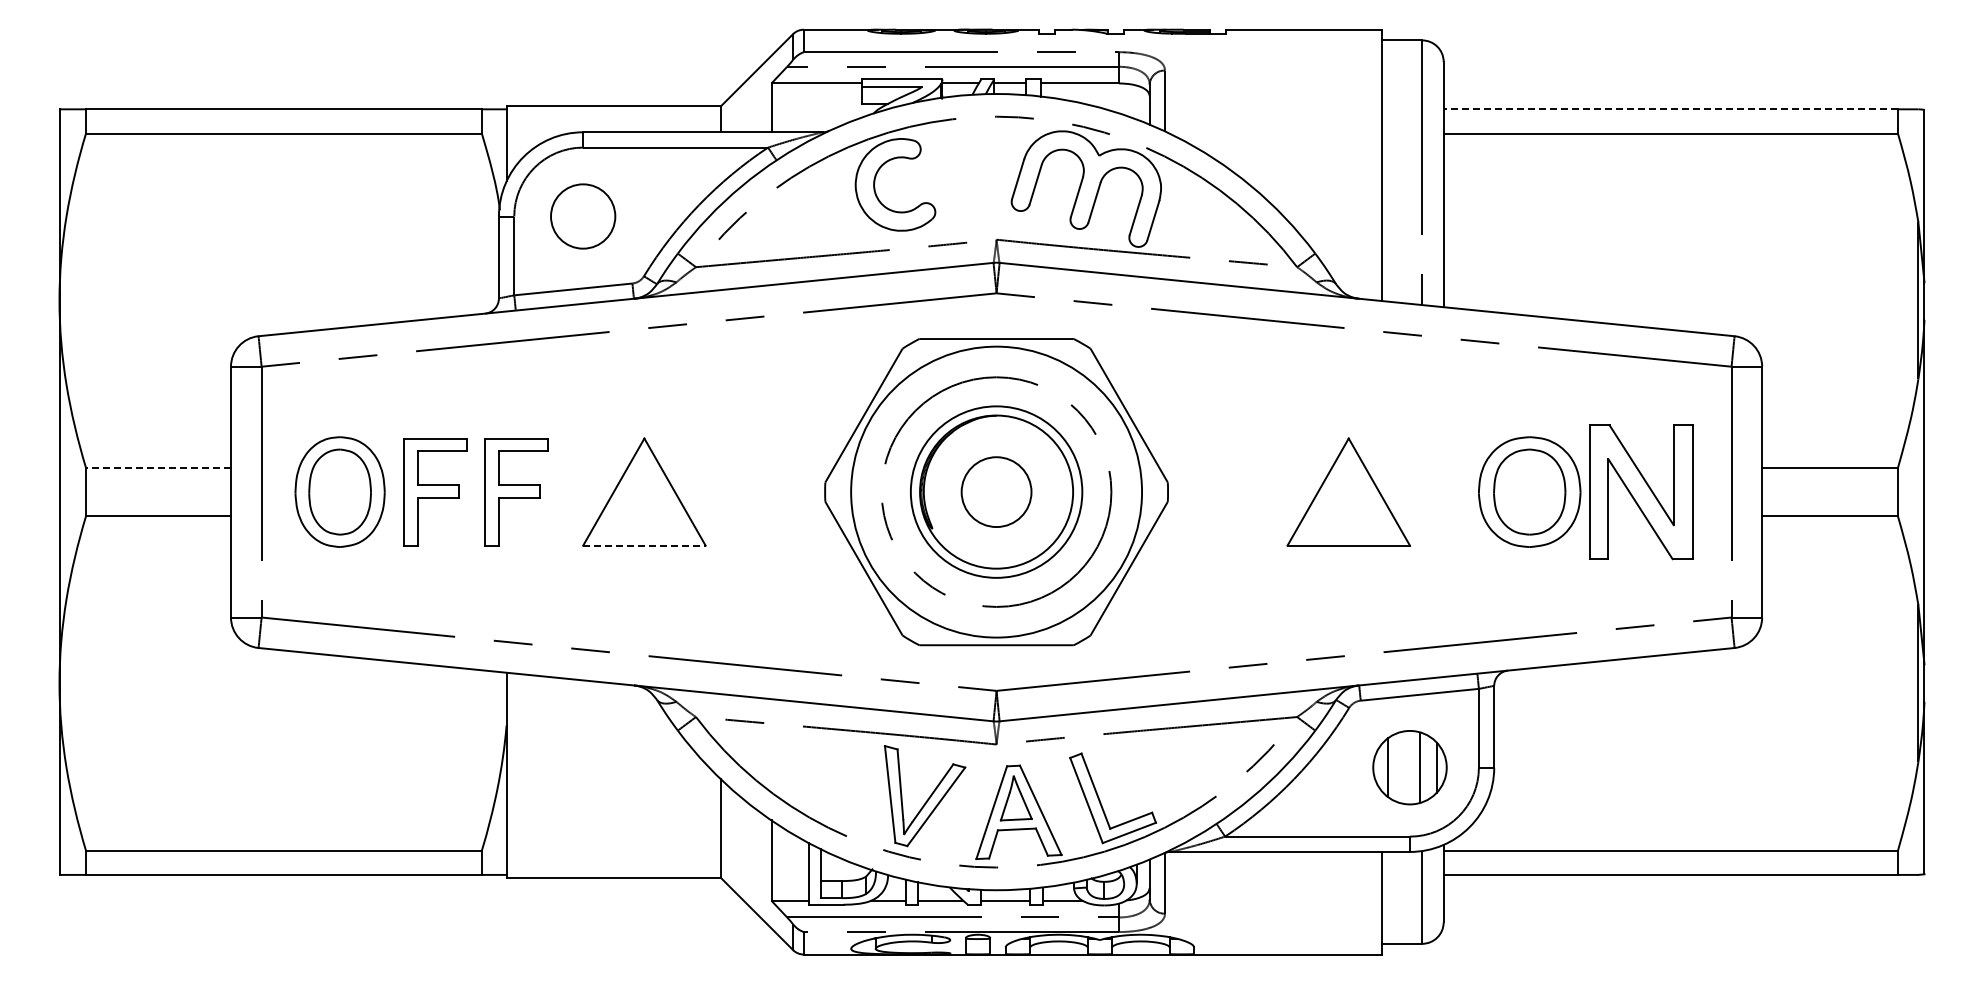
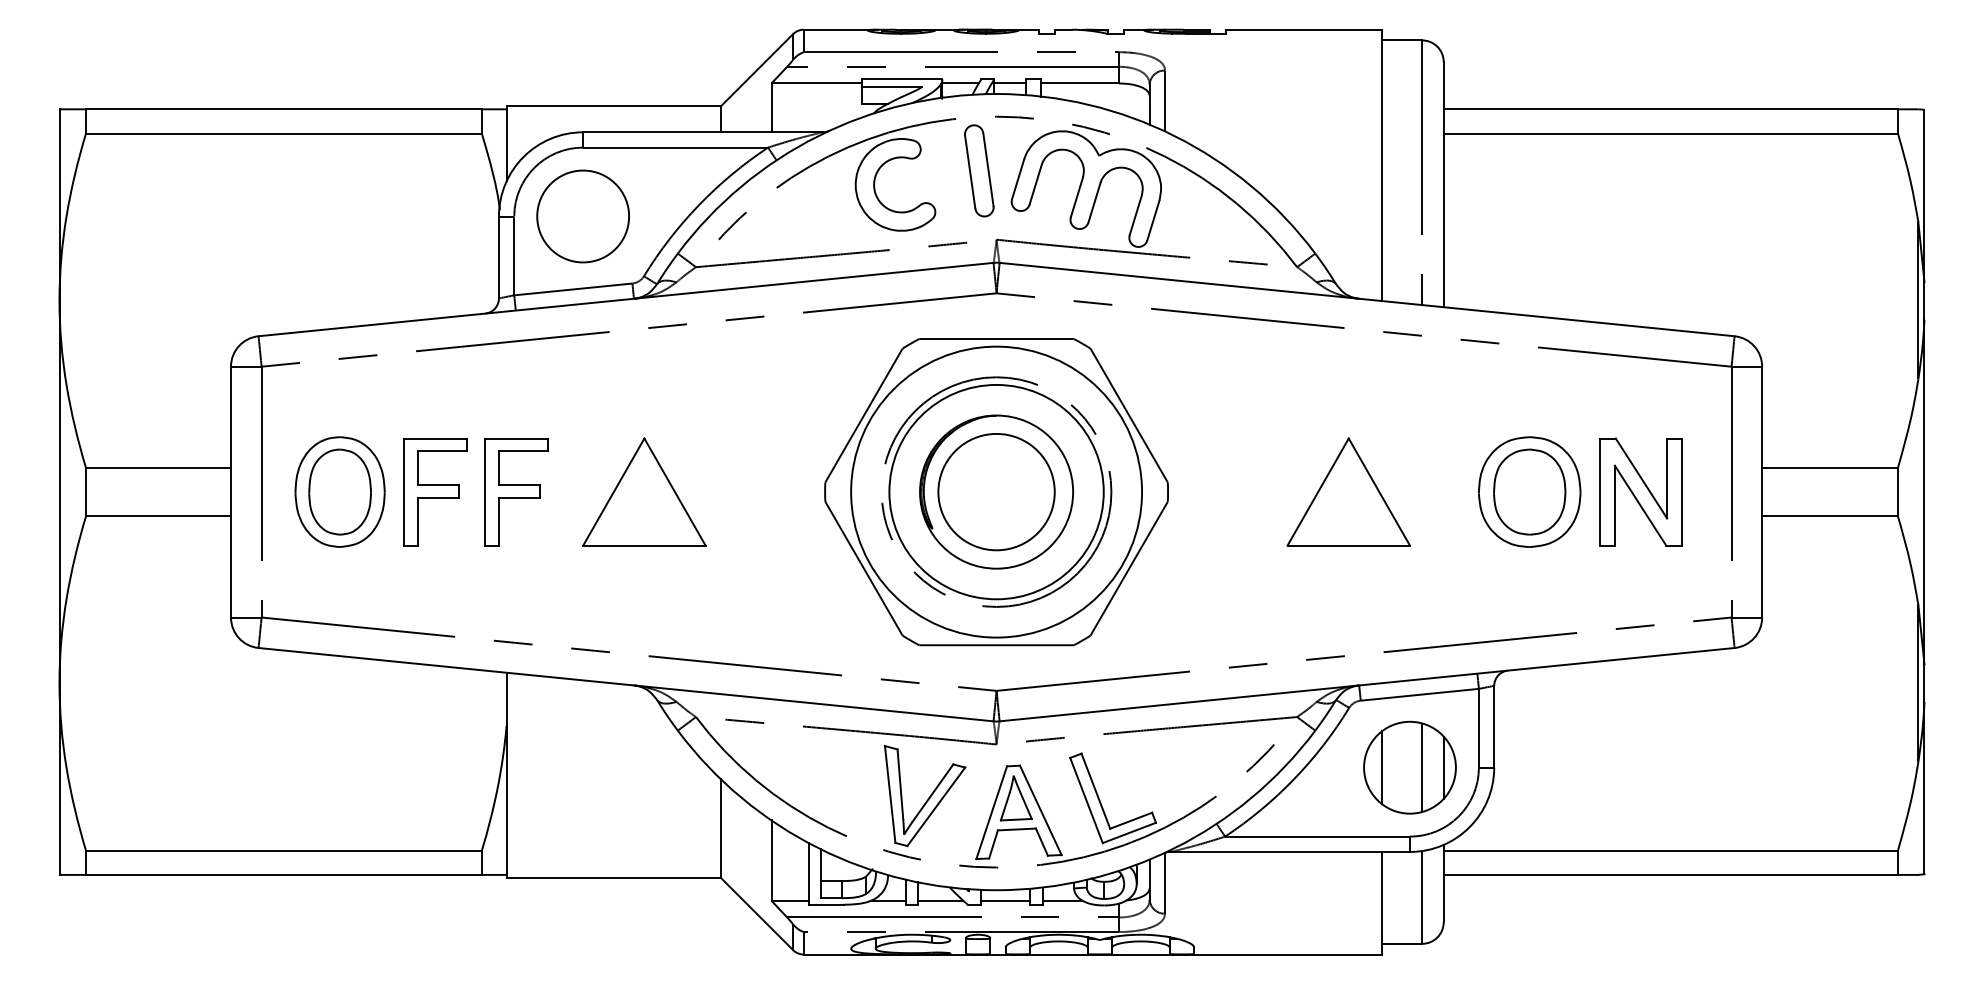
line: dashed -> solid (1670, 109)
part: none -> present (979, 170)
circle diameter: 64 px -> 92 px (583, 216)
line: dashed -> solid (158, 467)
circle diameter: 171 px -> 214 px (996, 491)
circle diameter: 70 px -> 116 px (996, 491)
part size: 105x137 px -> 84x110 px (1640, 491)
line: dashed -> solid (644, 545)
part size: 76x76 px -> 94x95 px (1409, 767)
